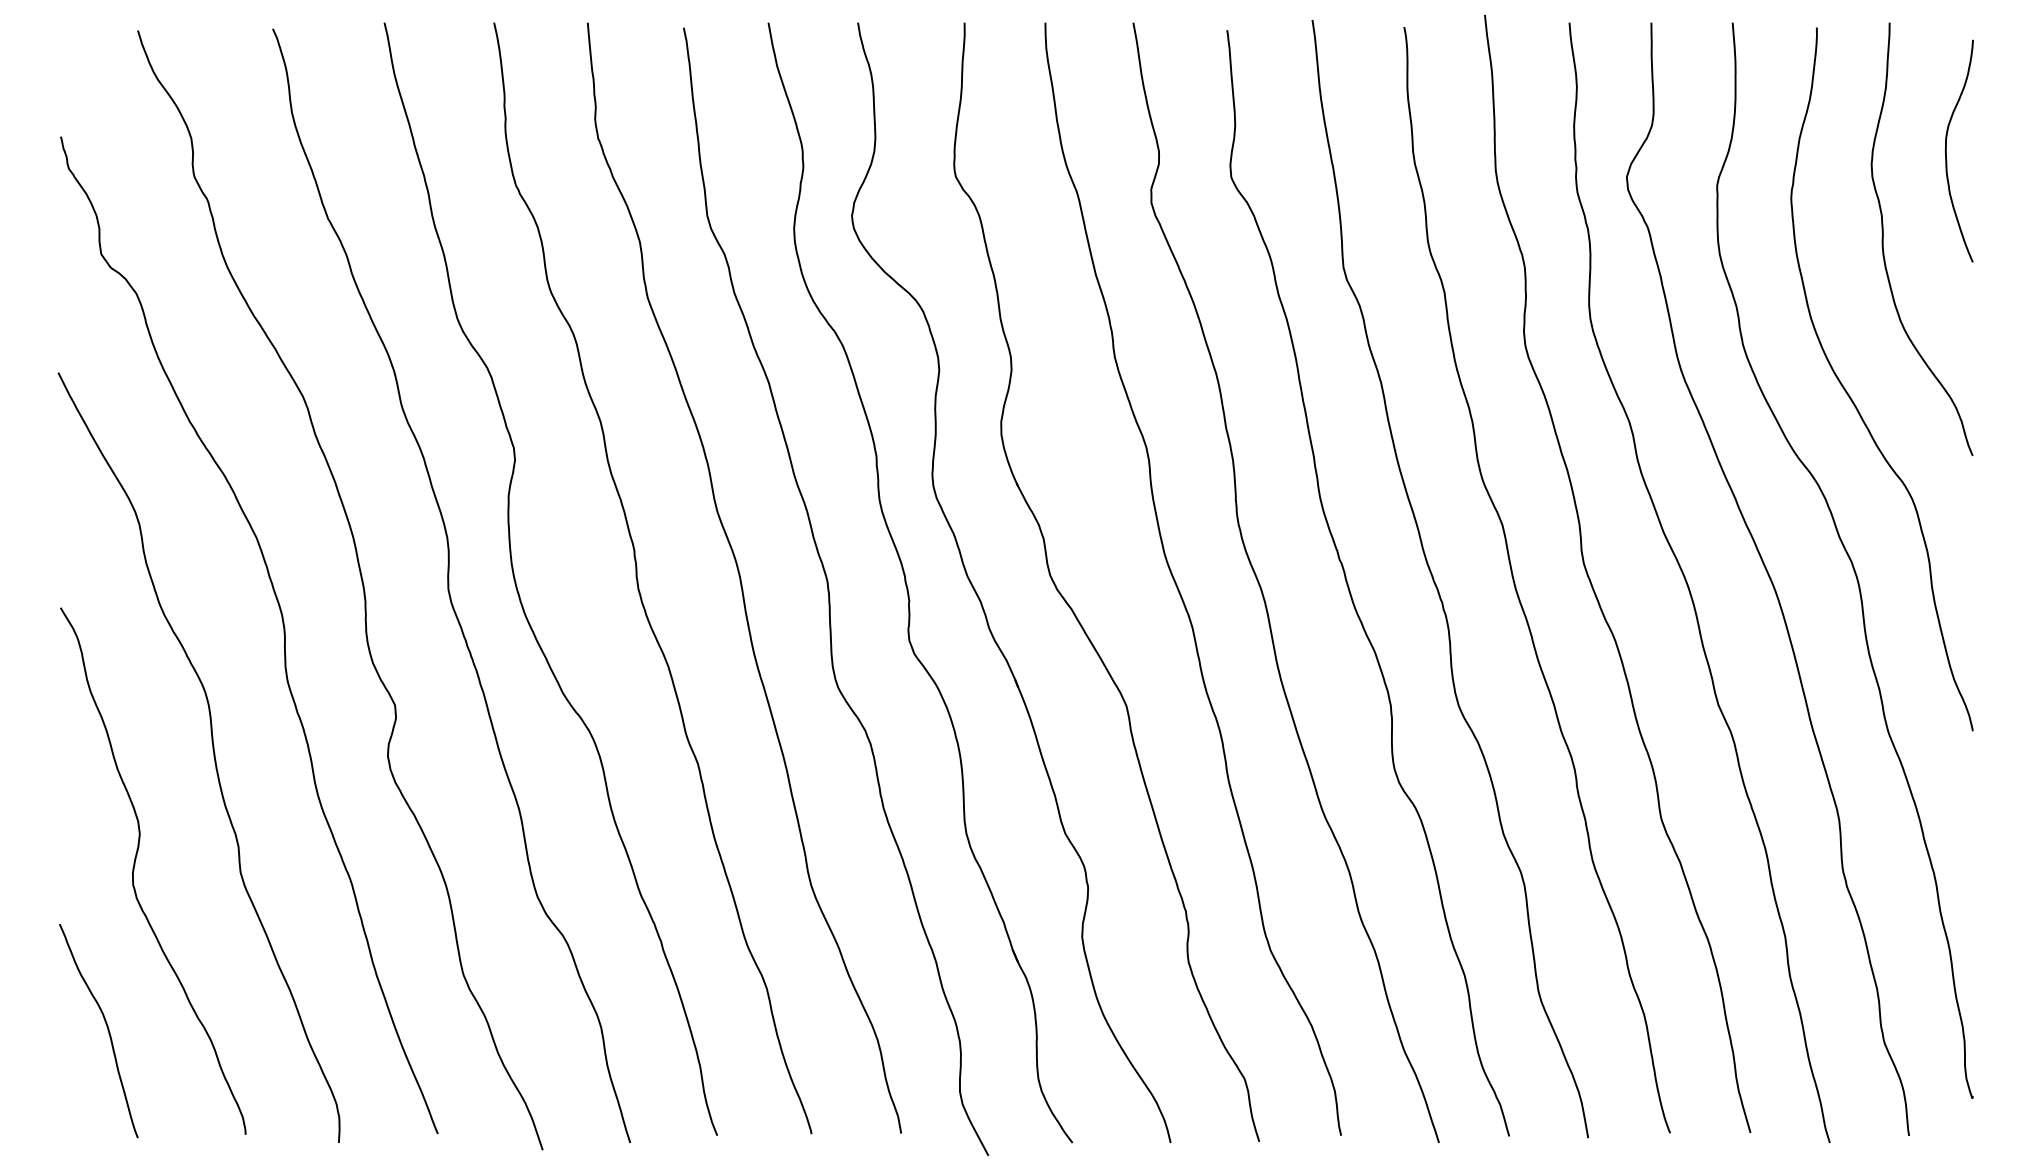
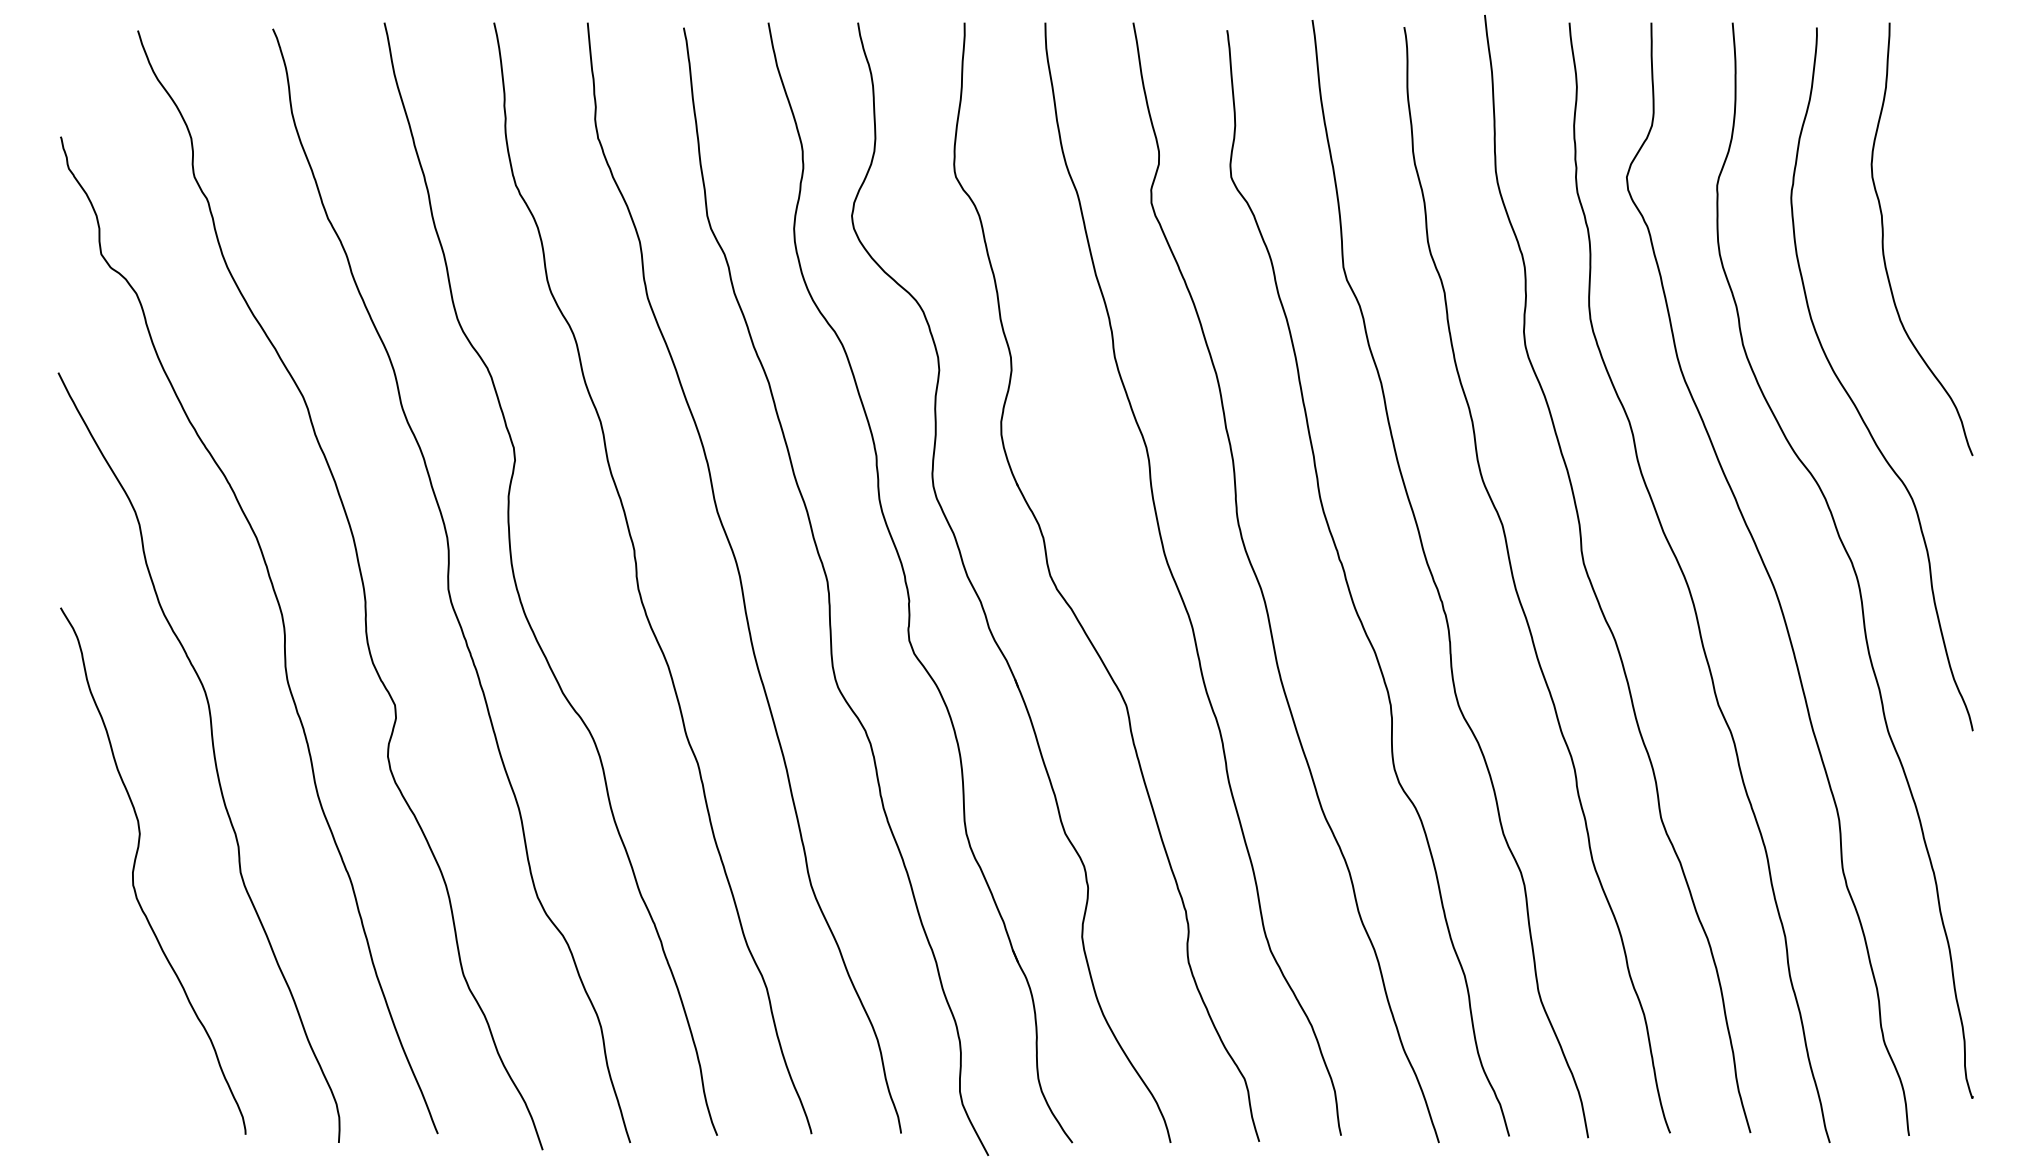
curve: present -> none (1946, 150)
curve: present -> none (107, 1030)
